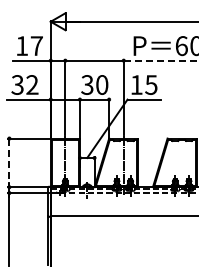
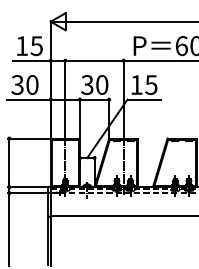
text: 17 -> 15 (36, 46)
line: dashed -> solid (161, 60)
text: 32 -> 30 (32, 84)
line: dashed -> solid (9, 163)
